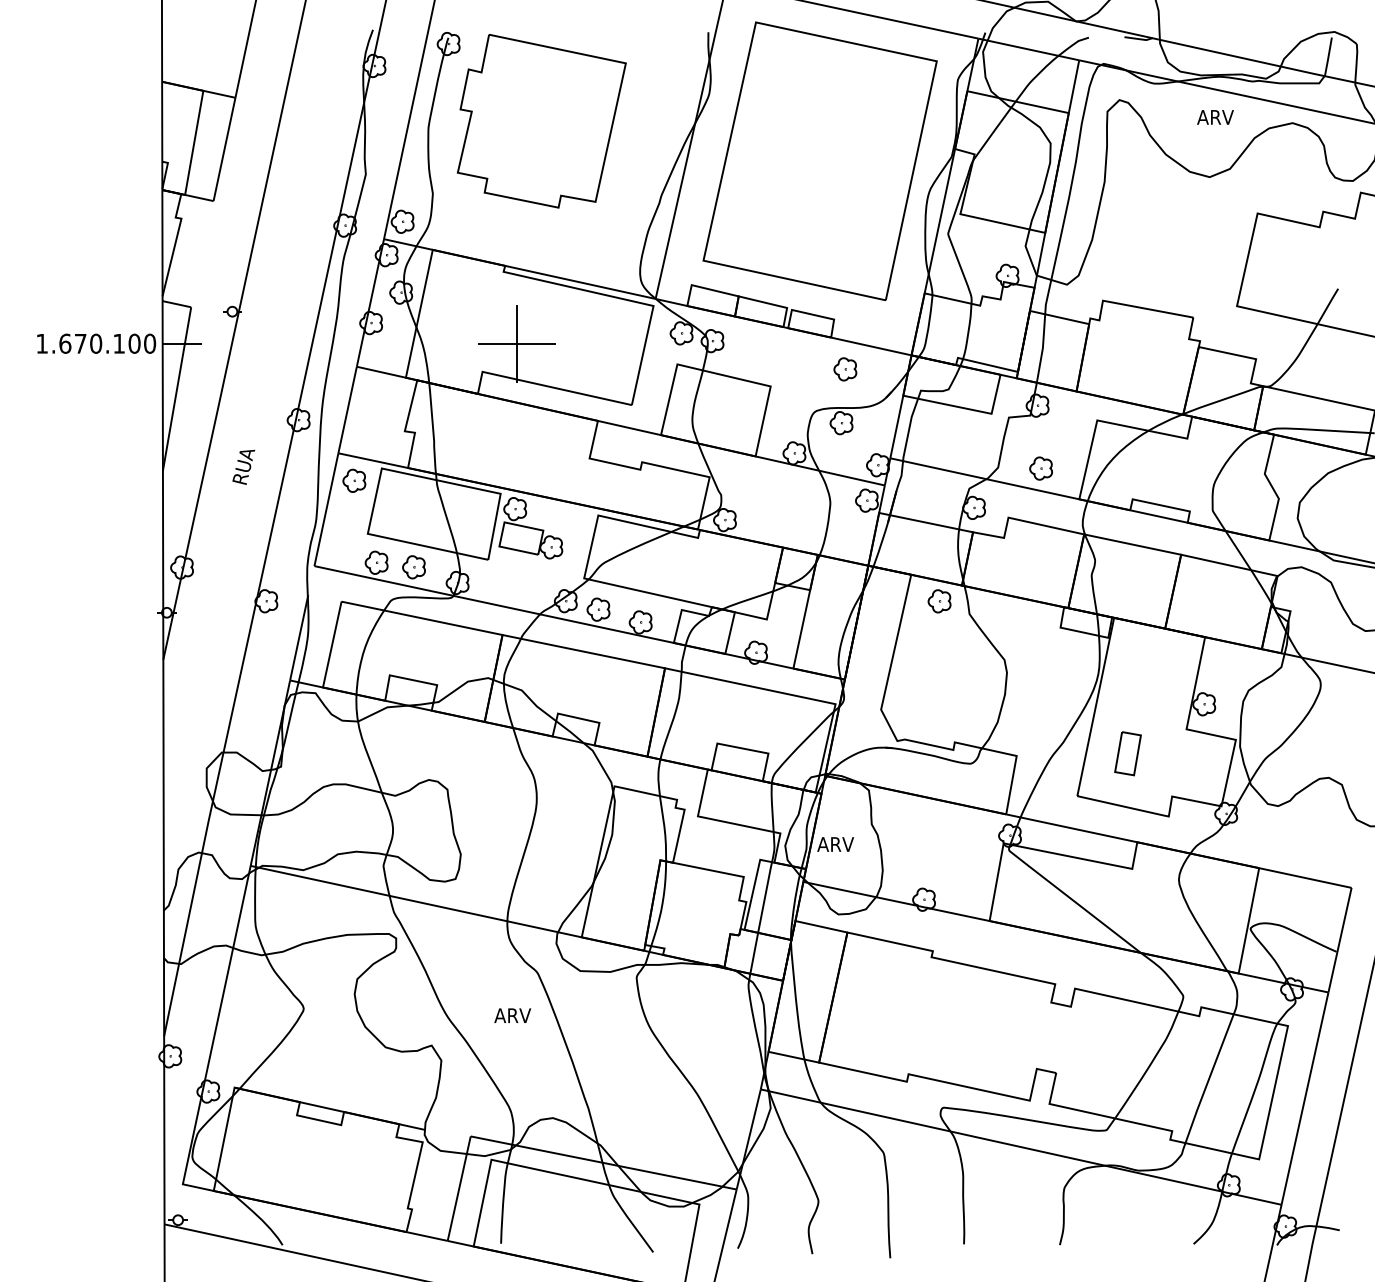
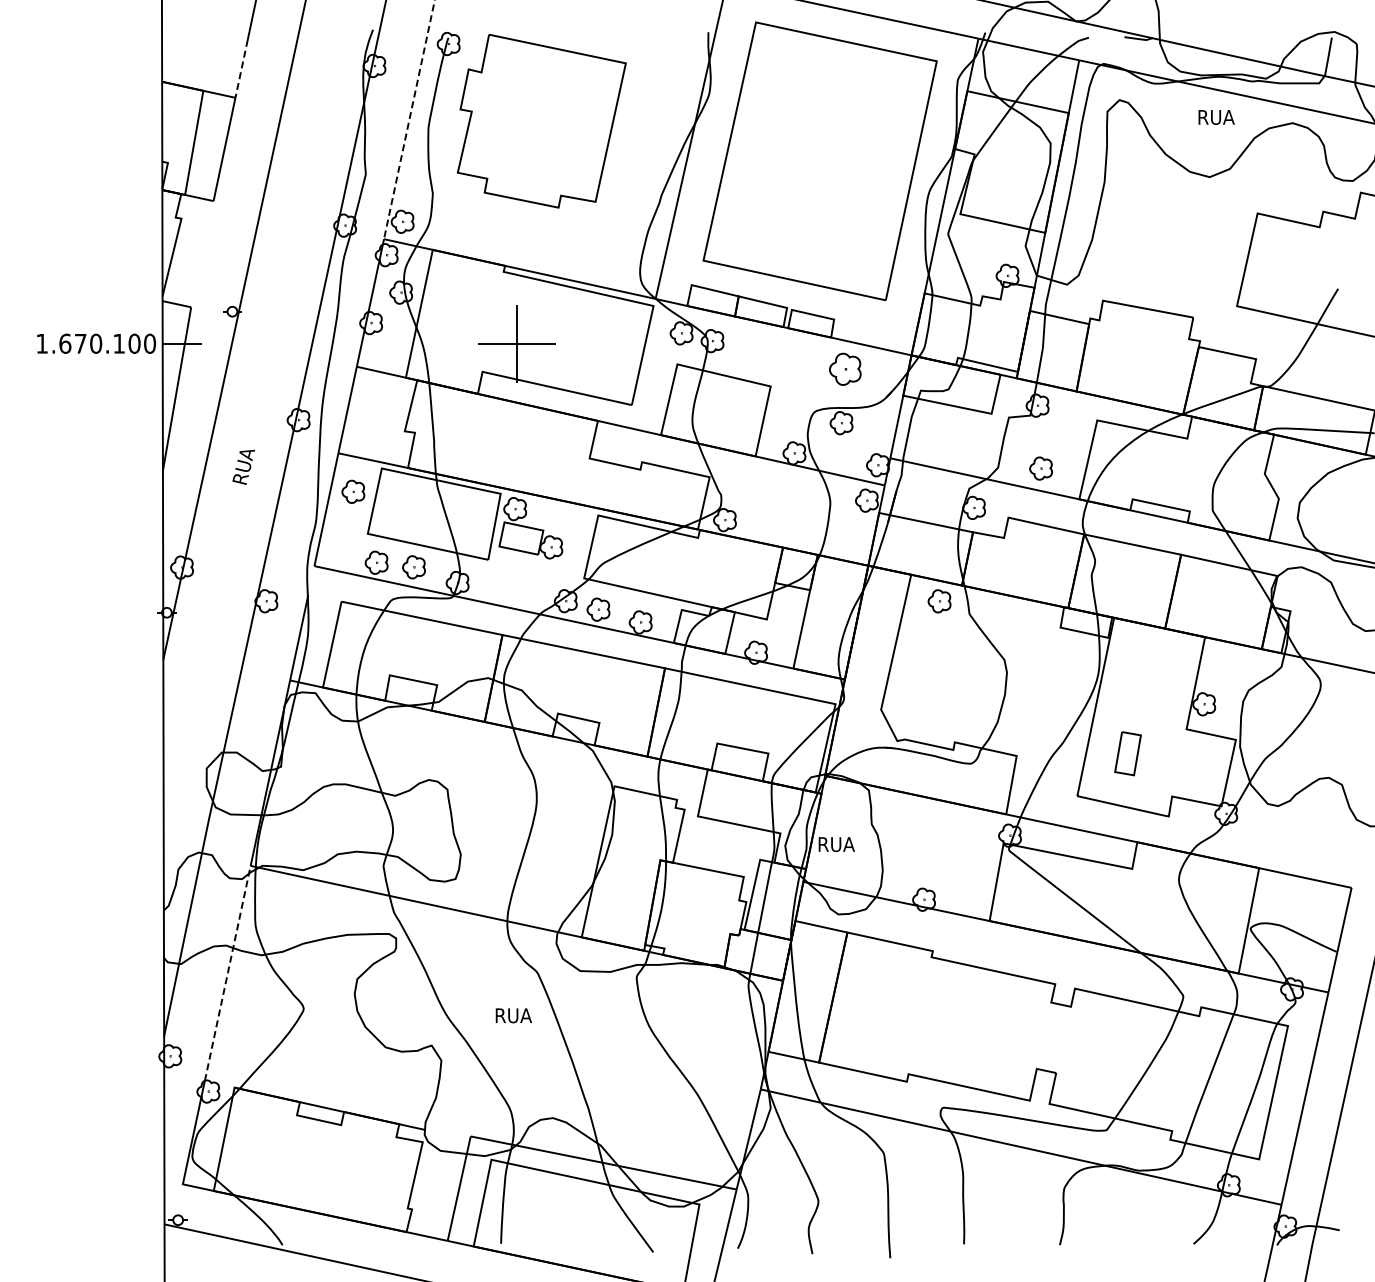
line: solid -> dashed (241, 68)
text: ARV -> RUA (1215, 117)
line: solid -> dashed (409, 120)
part size: 25x25 px -> 33x34 px (845, 368)
part position: (354, 480) -> (353, 491) (353, 491)
text: ARV -> RUA (835, 844)
line: solid -> dashed (227, 972)
text: ARV -> RUA (512, 1015)
